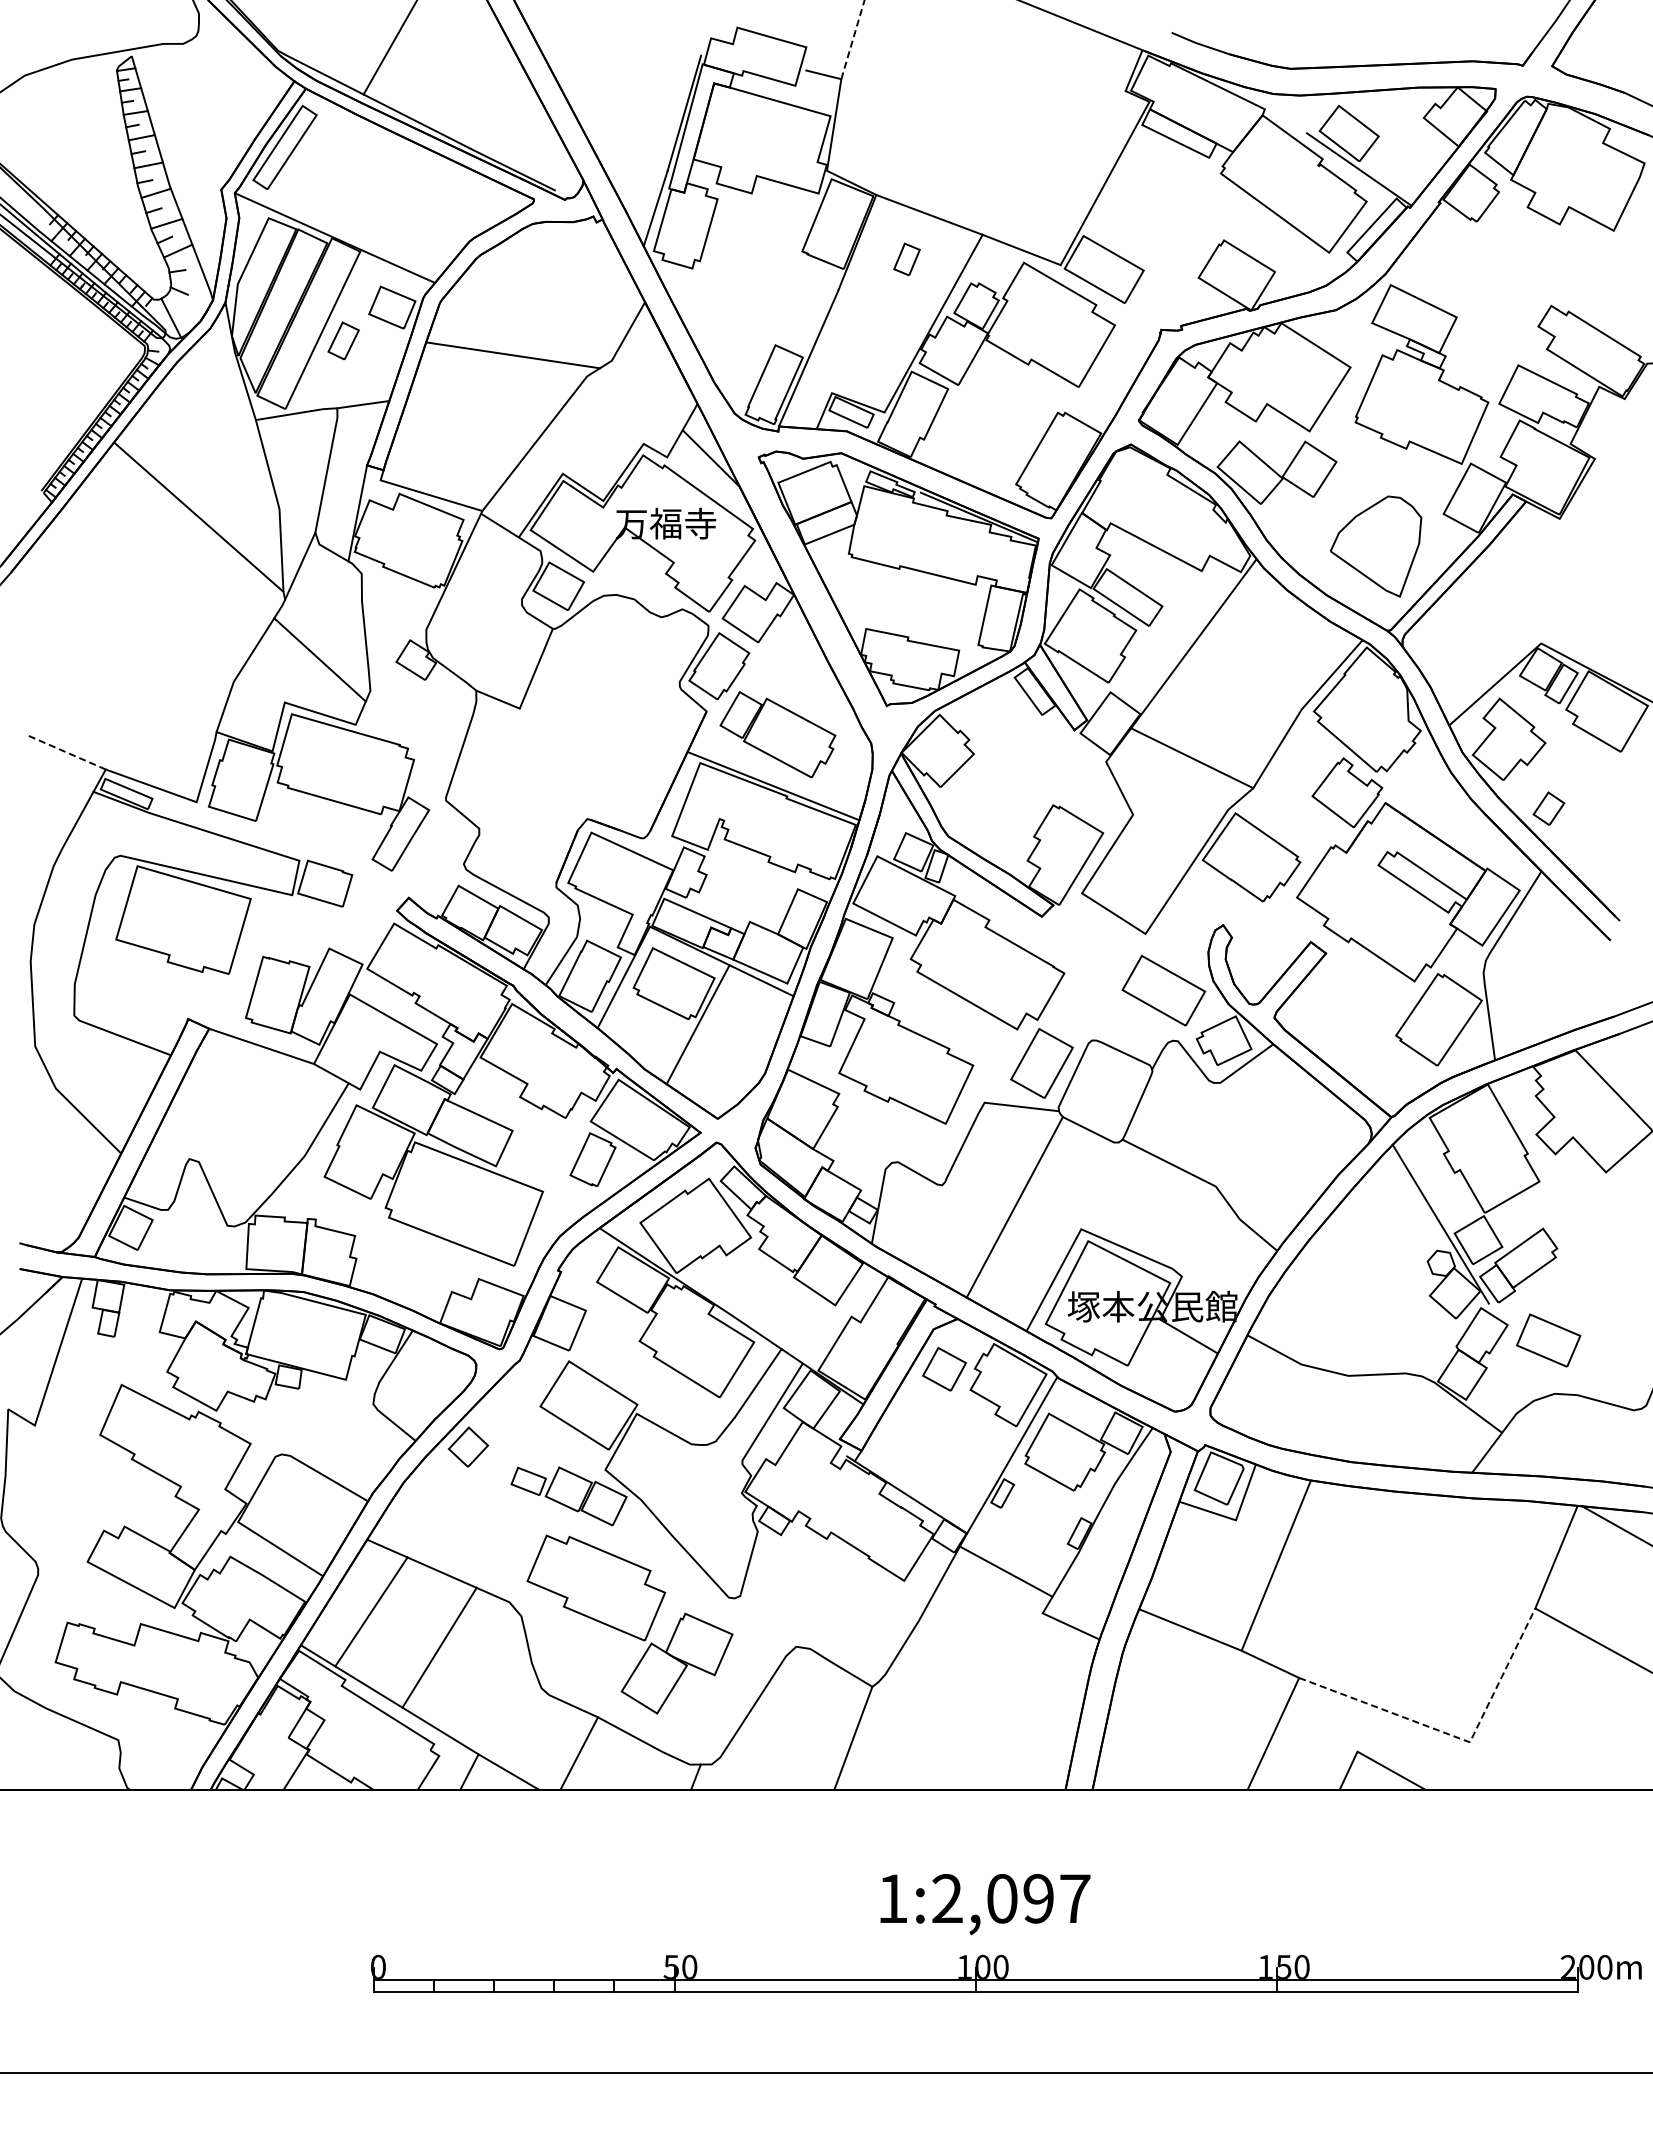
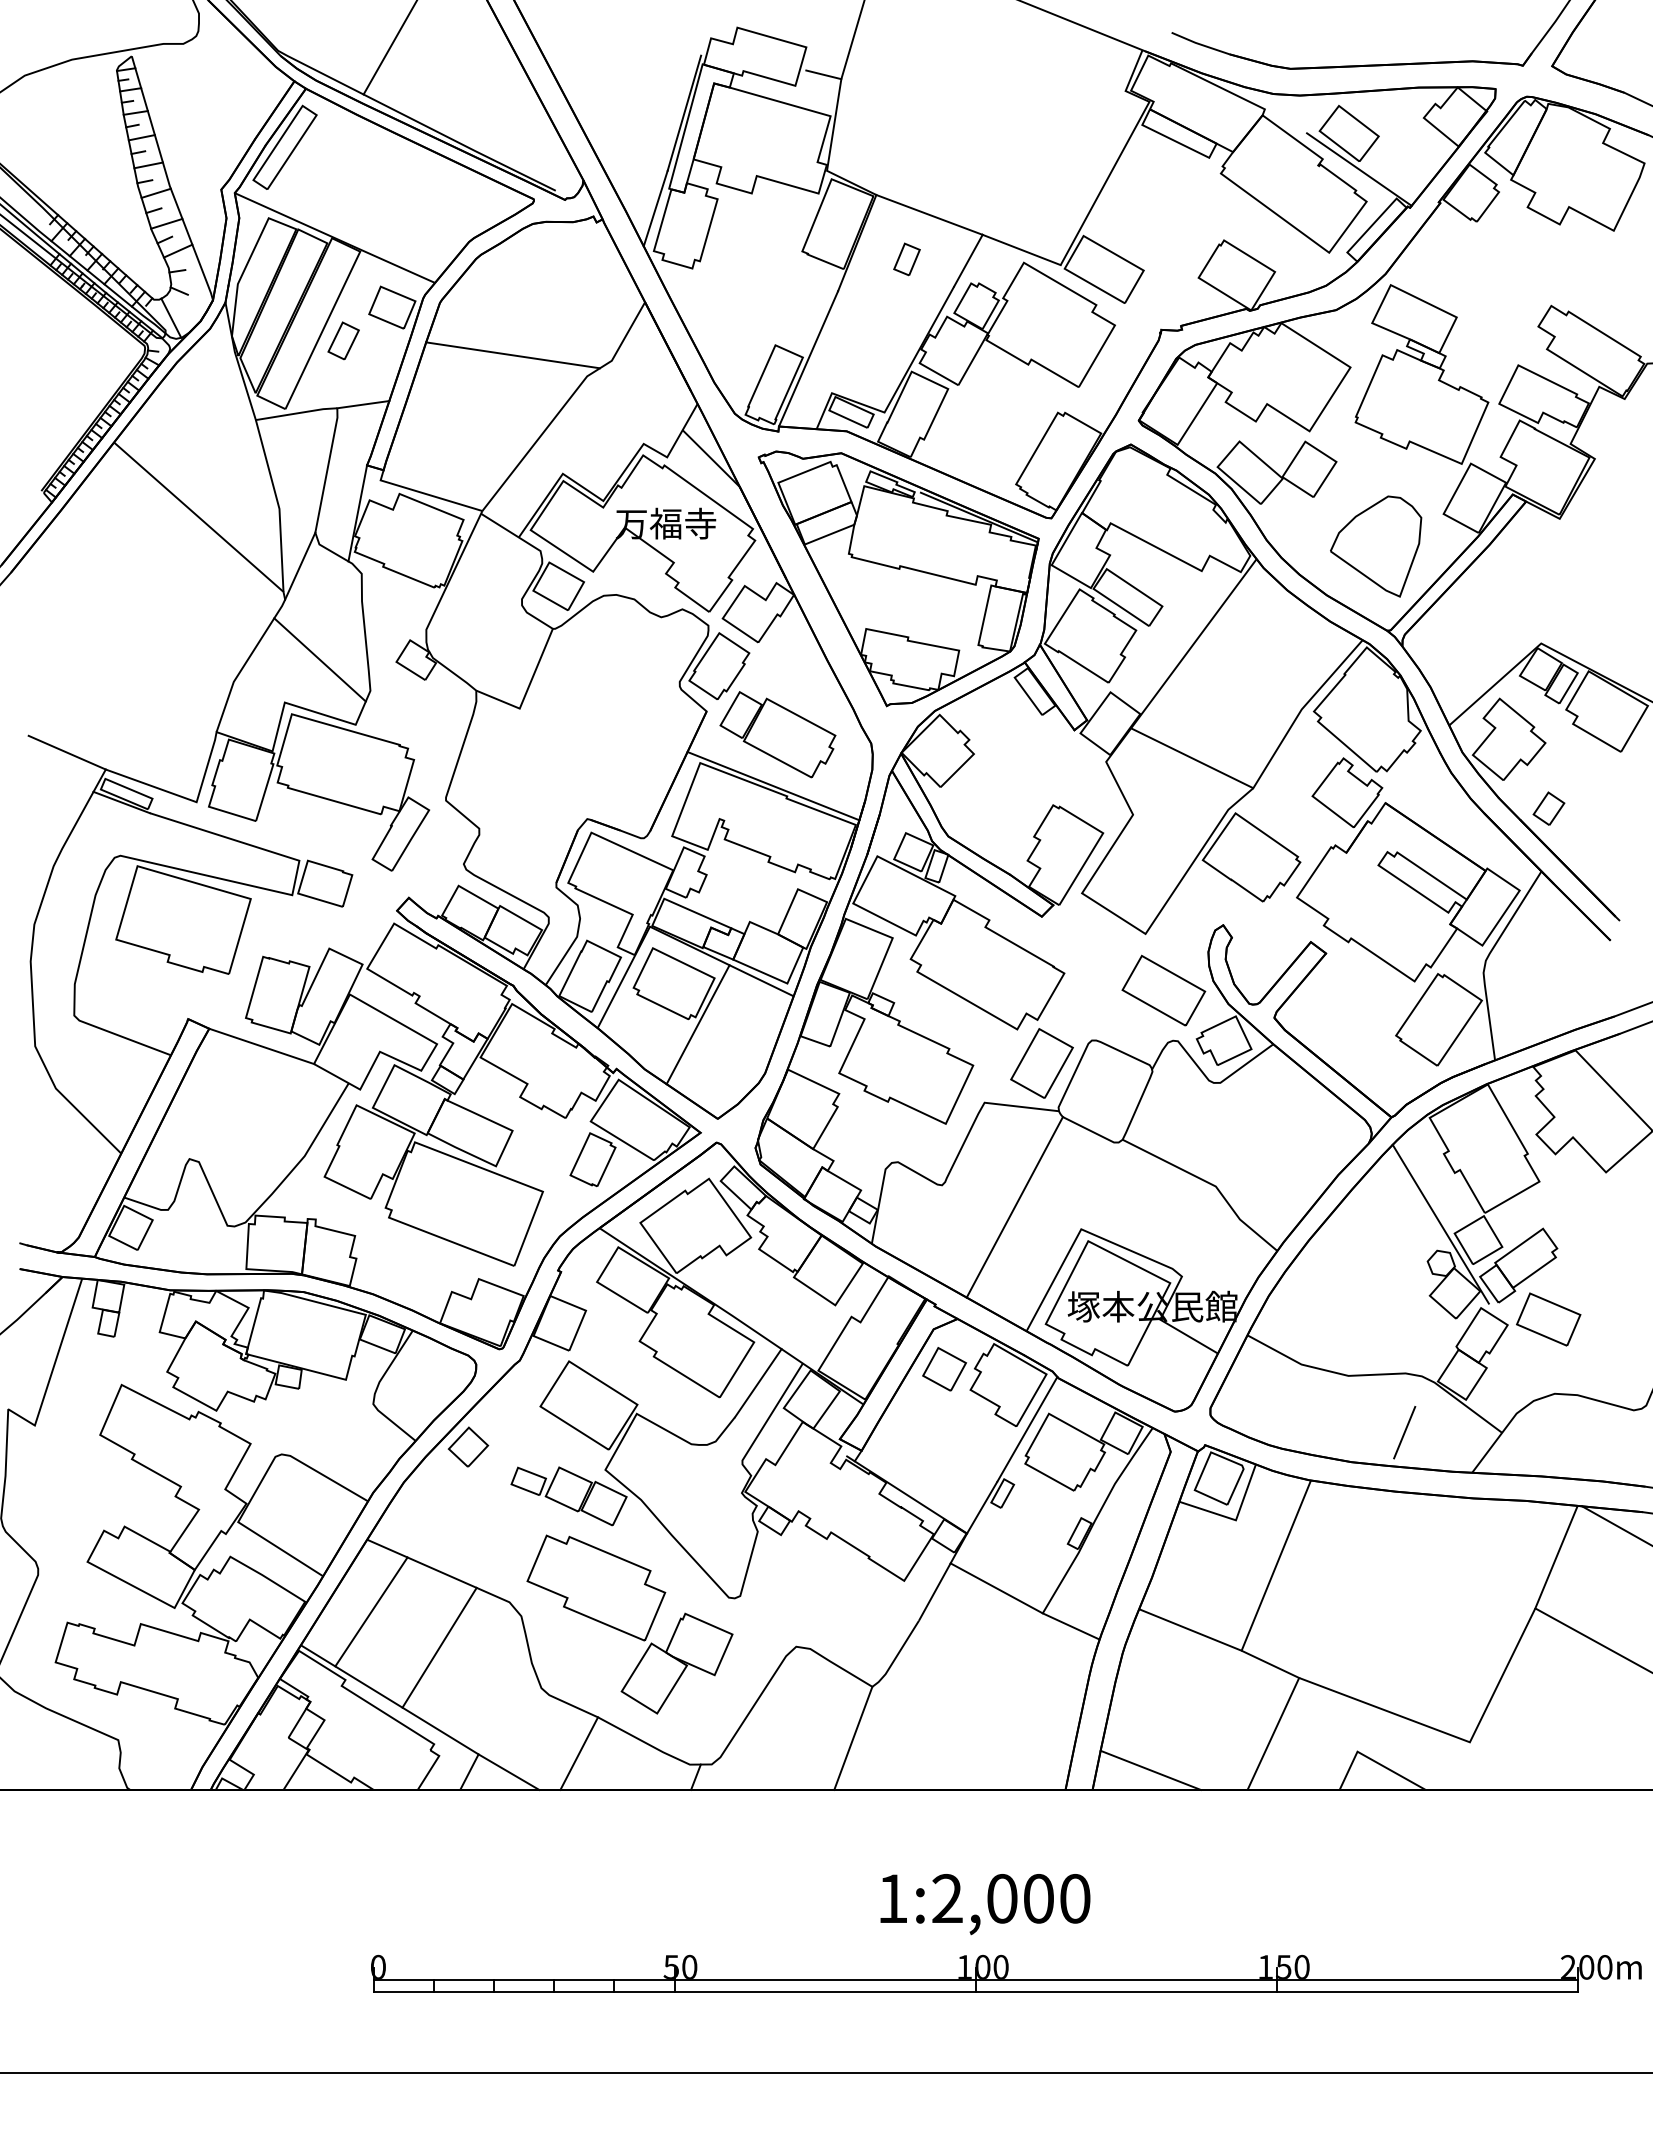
line: dashed -> solid (852, 39)
line: dashed -> solid (66, 752)
part position: (1548, 1340) -> (1548, 1319) (1548, 1319)
line: none -> present (1404, 1432)
line position: (1005, 1571) -> (996, 1588) (996, 1588)
line: dashed -> solid (1454, 1736)
line: none -> present (1150, 1769)
text: 1:2,097 -> 1:2,000 (1056, 1898)
